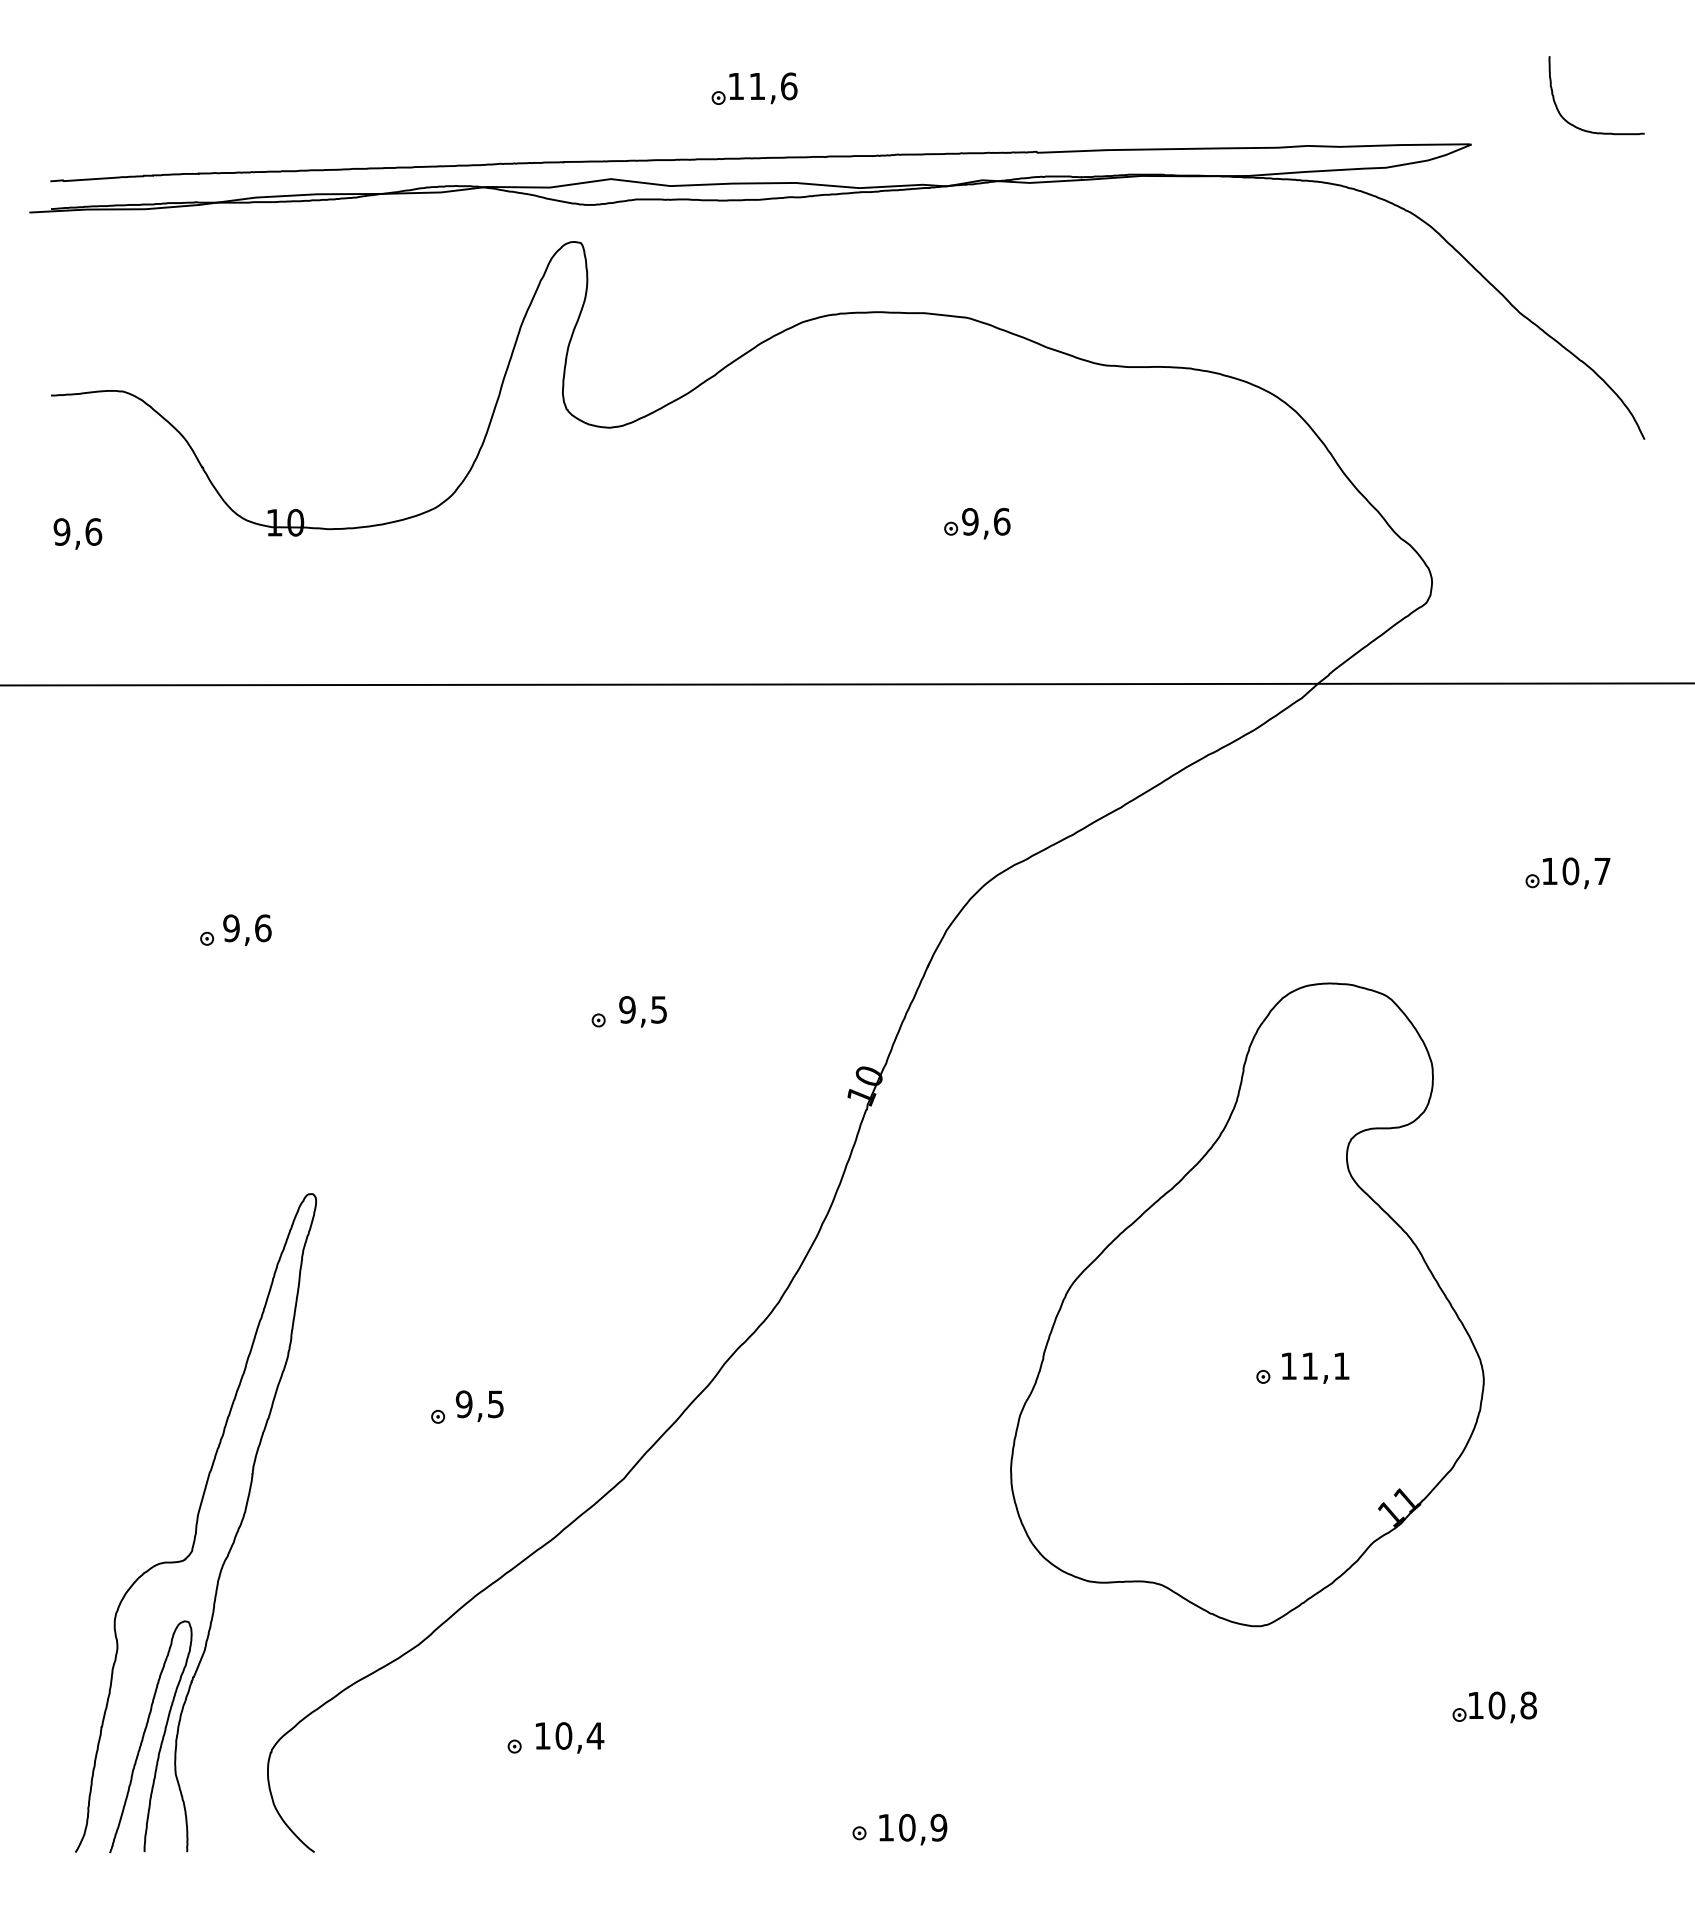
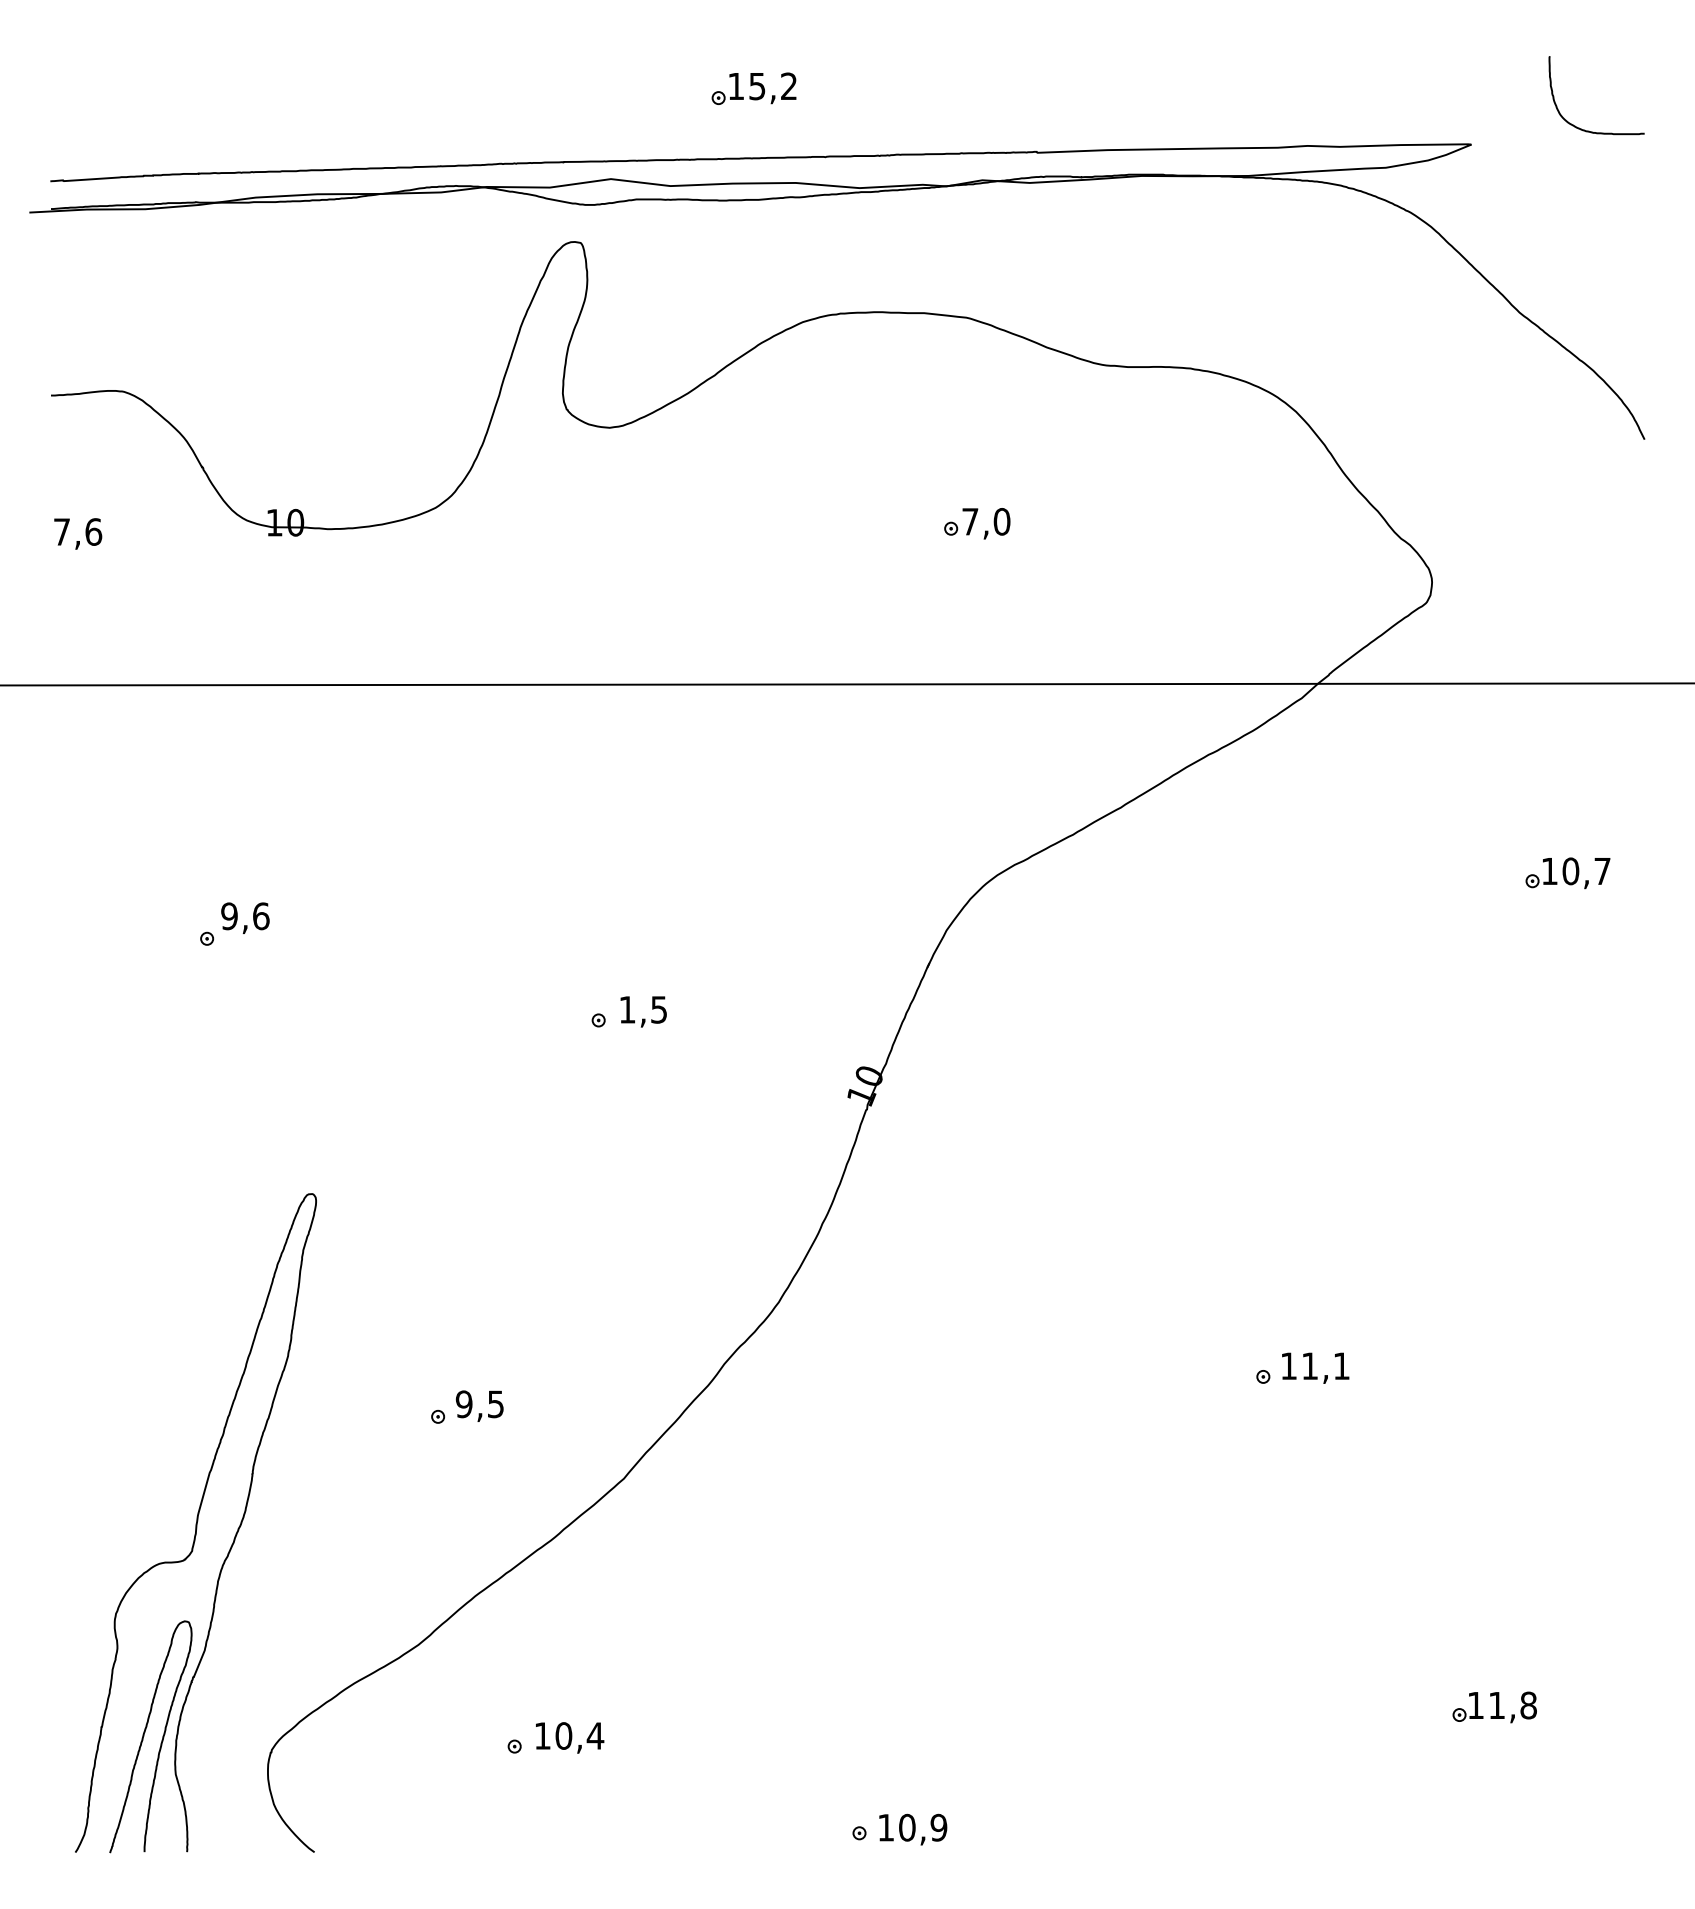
text: 11,6 -> 15,2 (773, 86)
text: 9,6 -> 7,0 (986, 521)
text: 9,6 -> 7,6 (61, 531)
text position: (247, 929) -> (245, 917) (245, 917)
text: 9,5 -> 1,5 (627, 1009)
part: present -> none (1247, 1304)
text: 10,8 -> 11,8 (1496, 1705)
